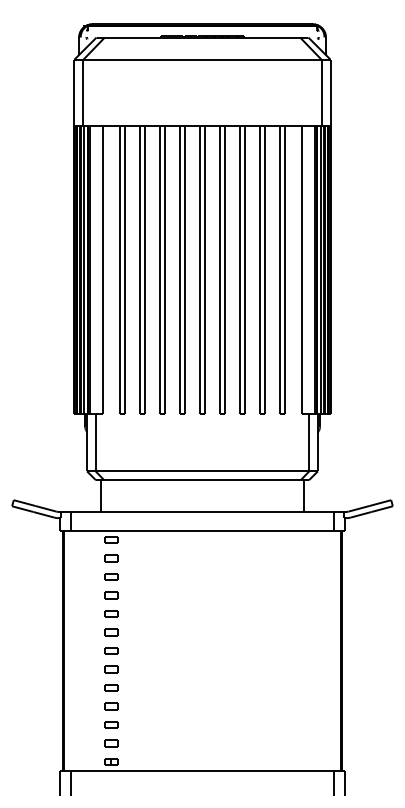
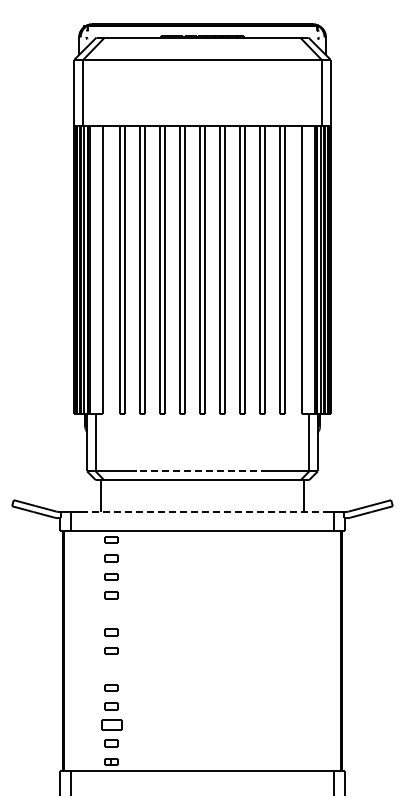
line: solid -> dashed (202, 471)
line: solid -> dashed (202, 511)
part: present -> none (111, 613)
part: present -> none (111, 669)
part size: 15x8 px -> 22x12 px (111, 724)
